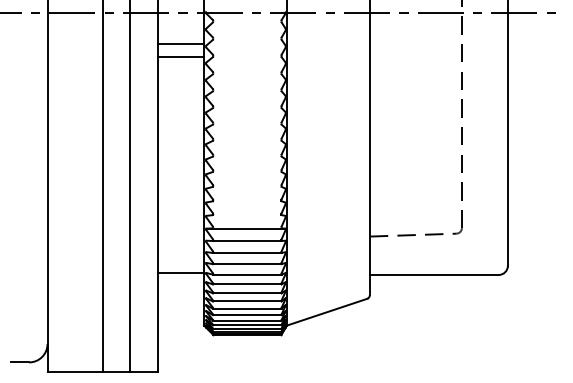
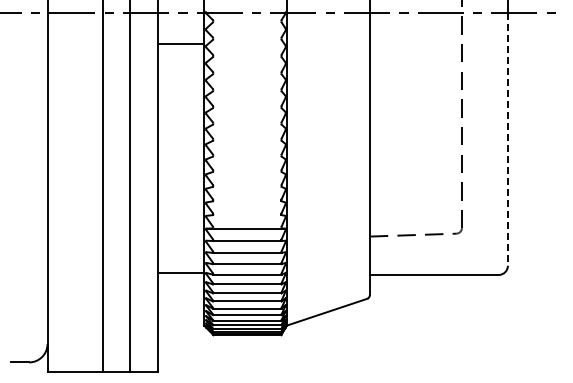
line: present -> none (181, 57)
line: solid -> dashed (507, 139)
